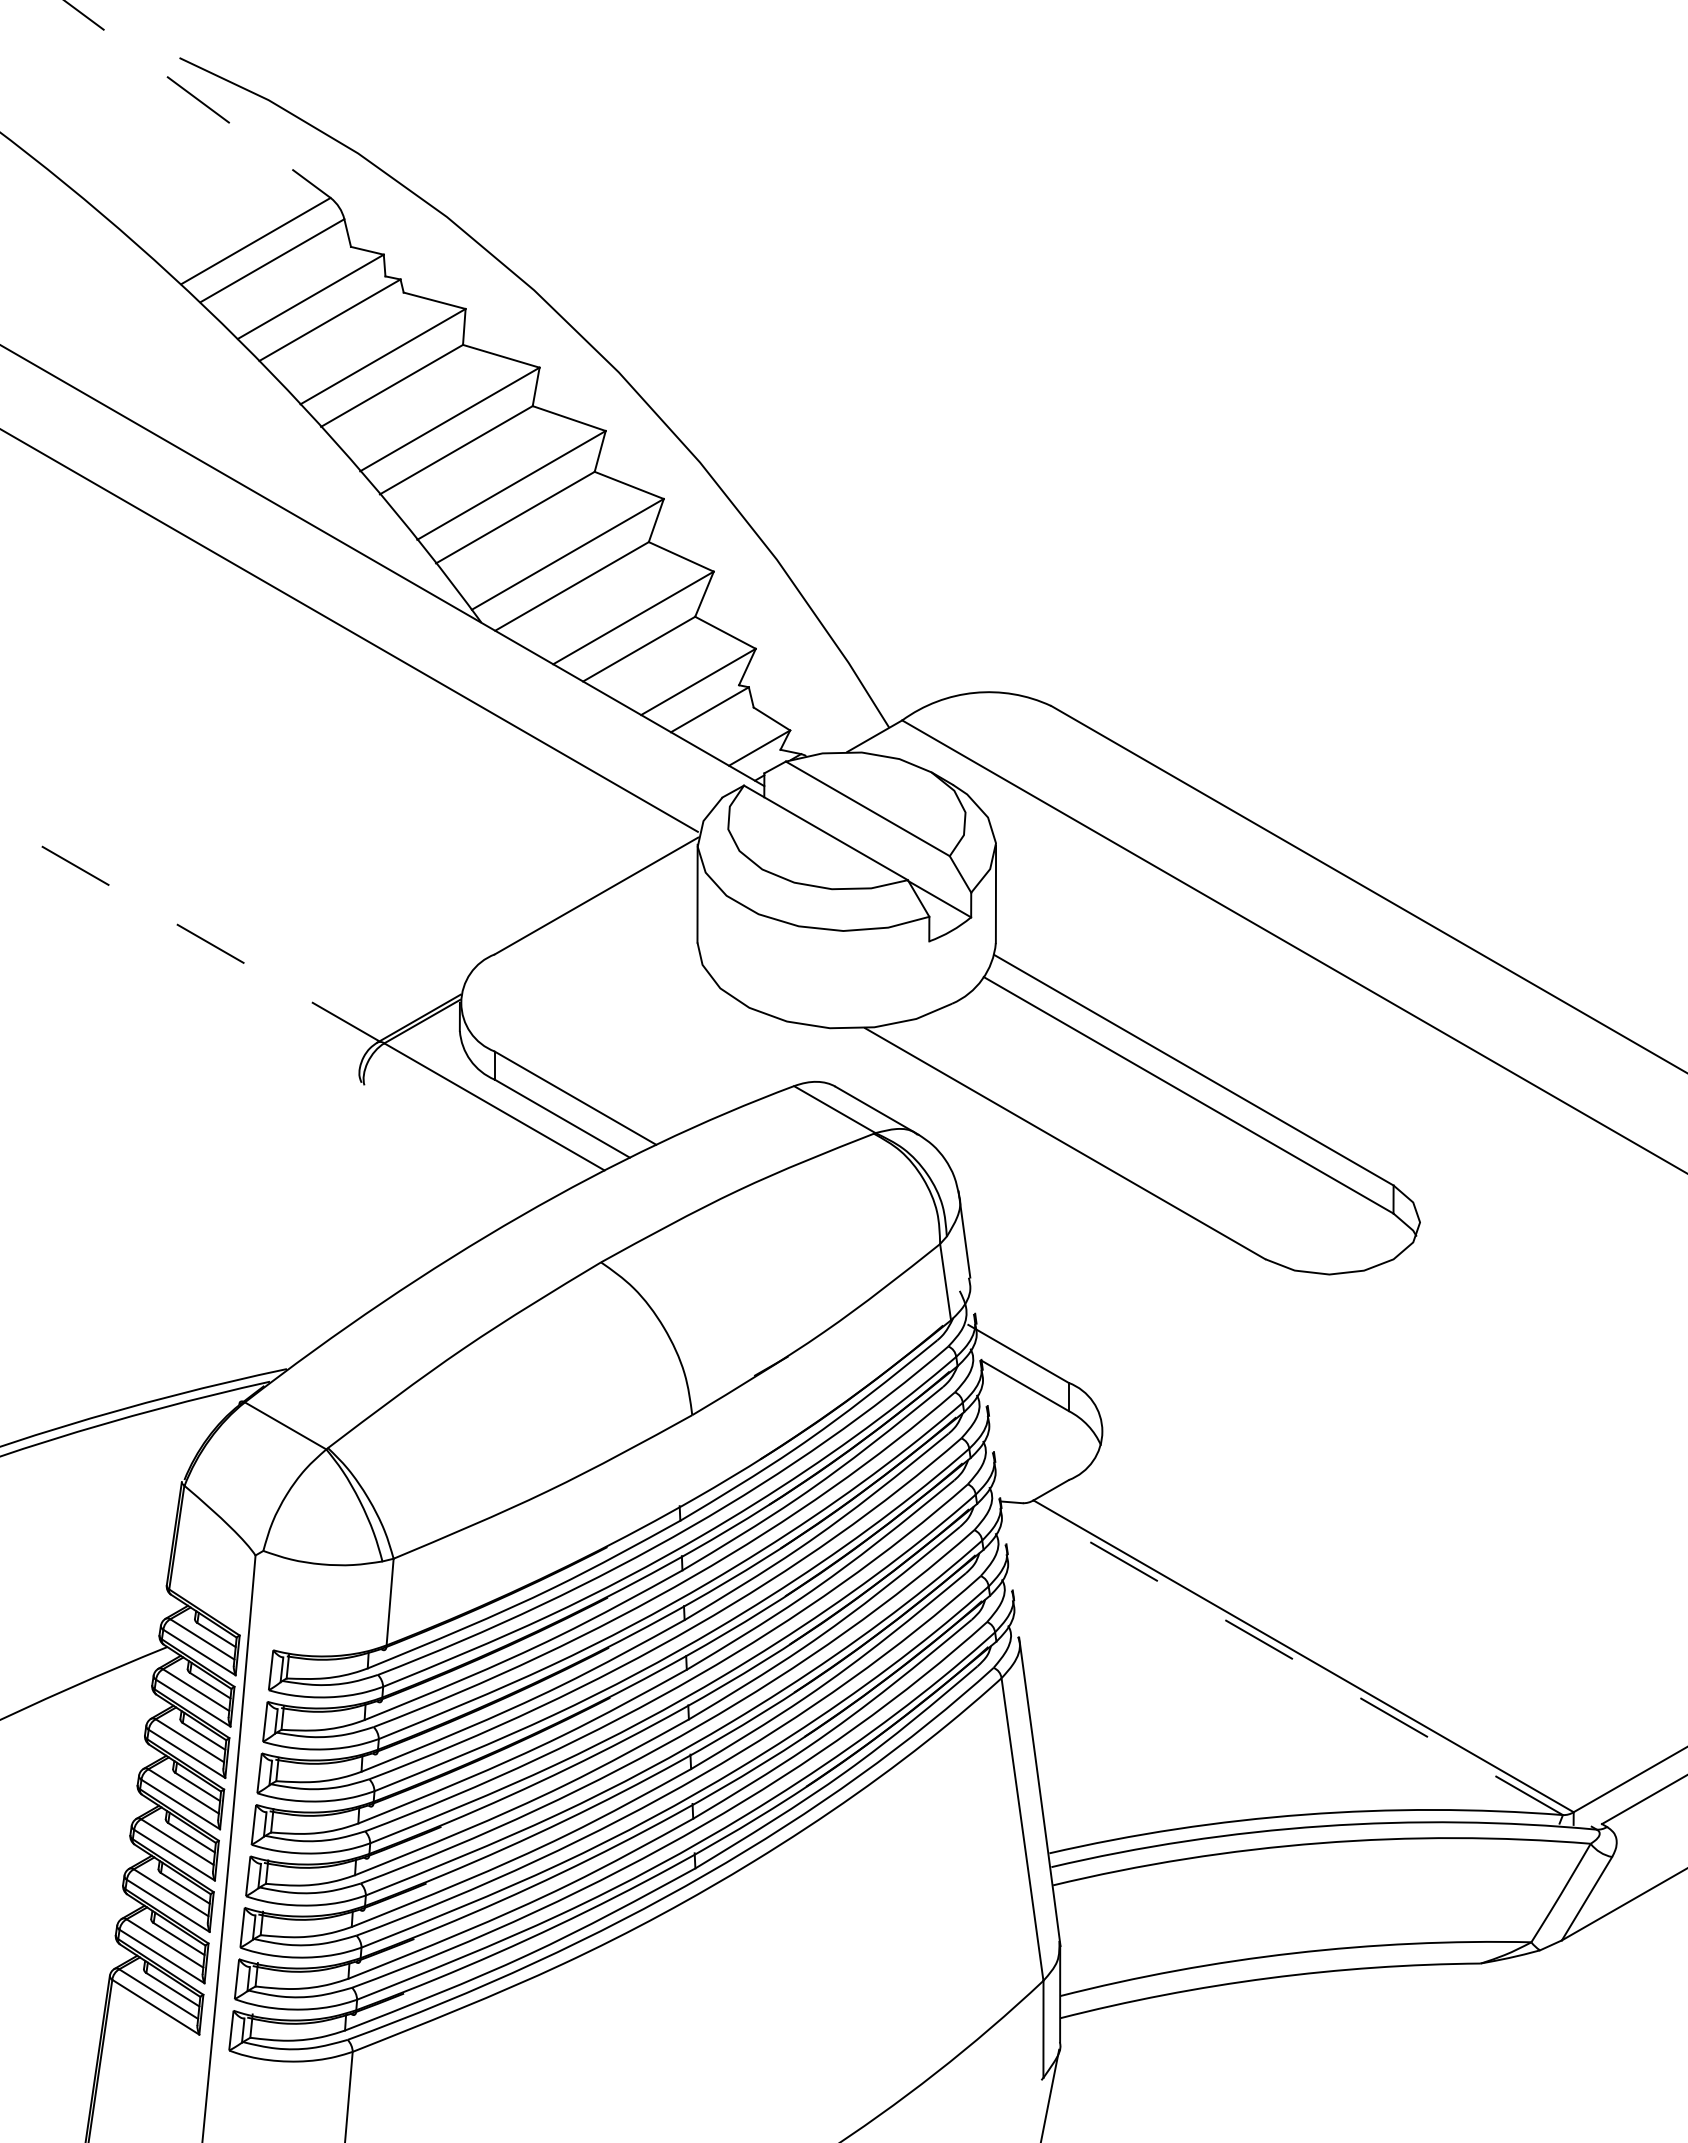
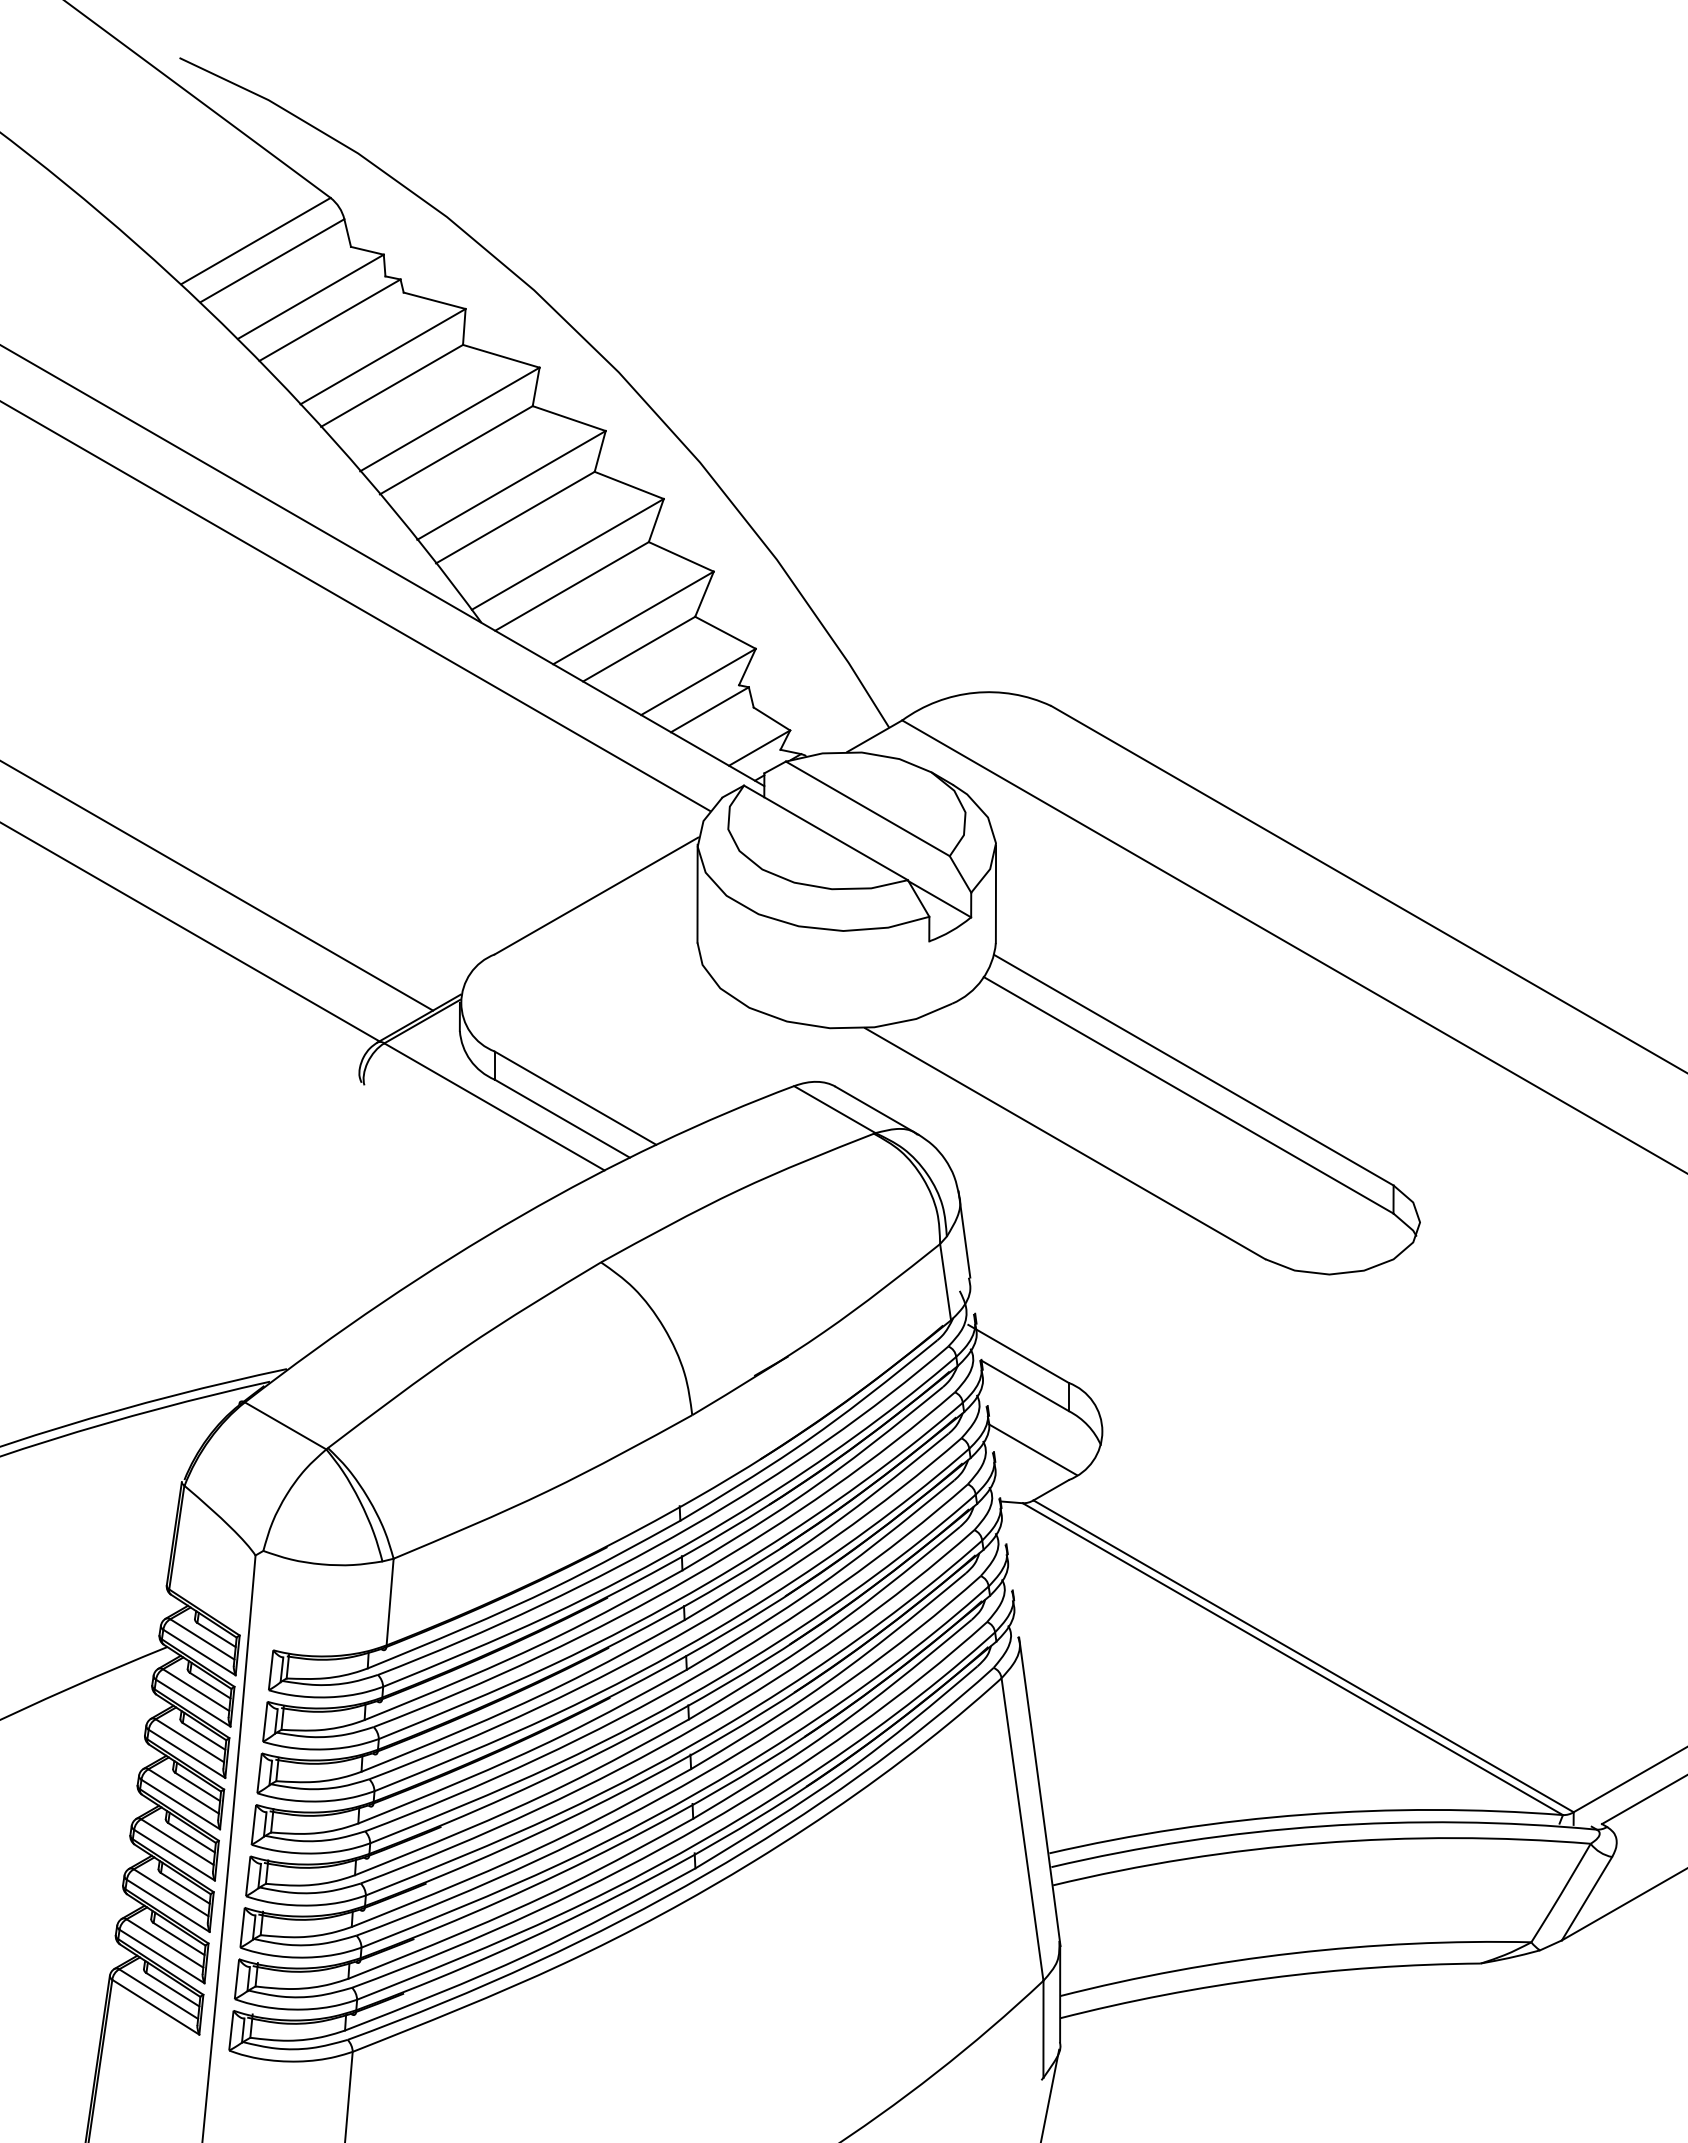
line: dashed -> solid (197, 99)
line position: (349, 630) -> (355, 606) (355, 606)
line: none -> present (217, 886)
line: dashed -> solid (189, 931)
line: none -> present (1032, 1449)
line: dashed -> solid (1292, 1659)
